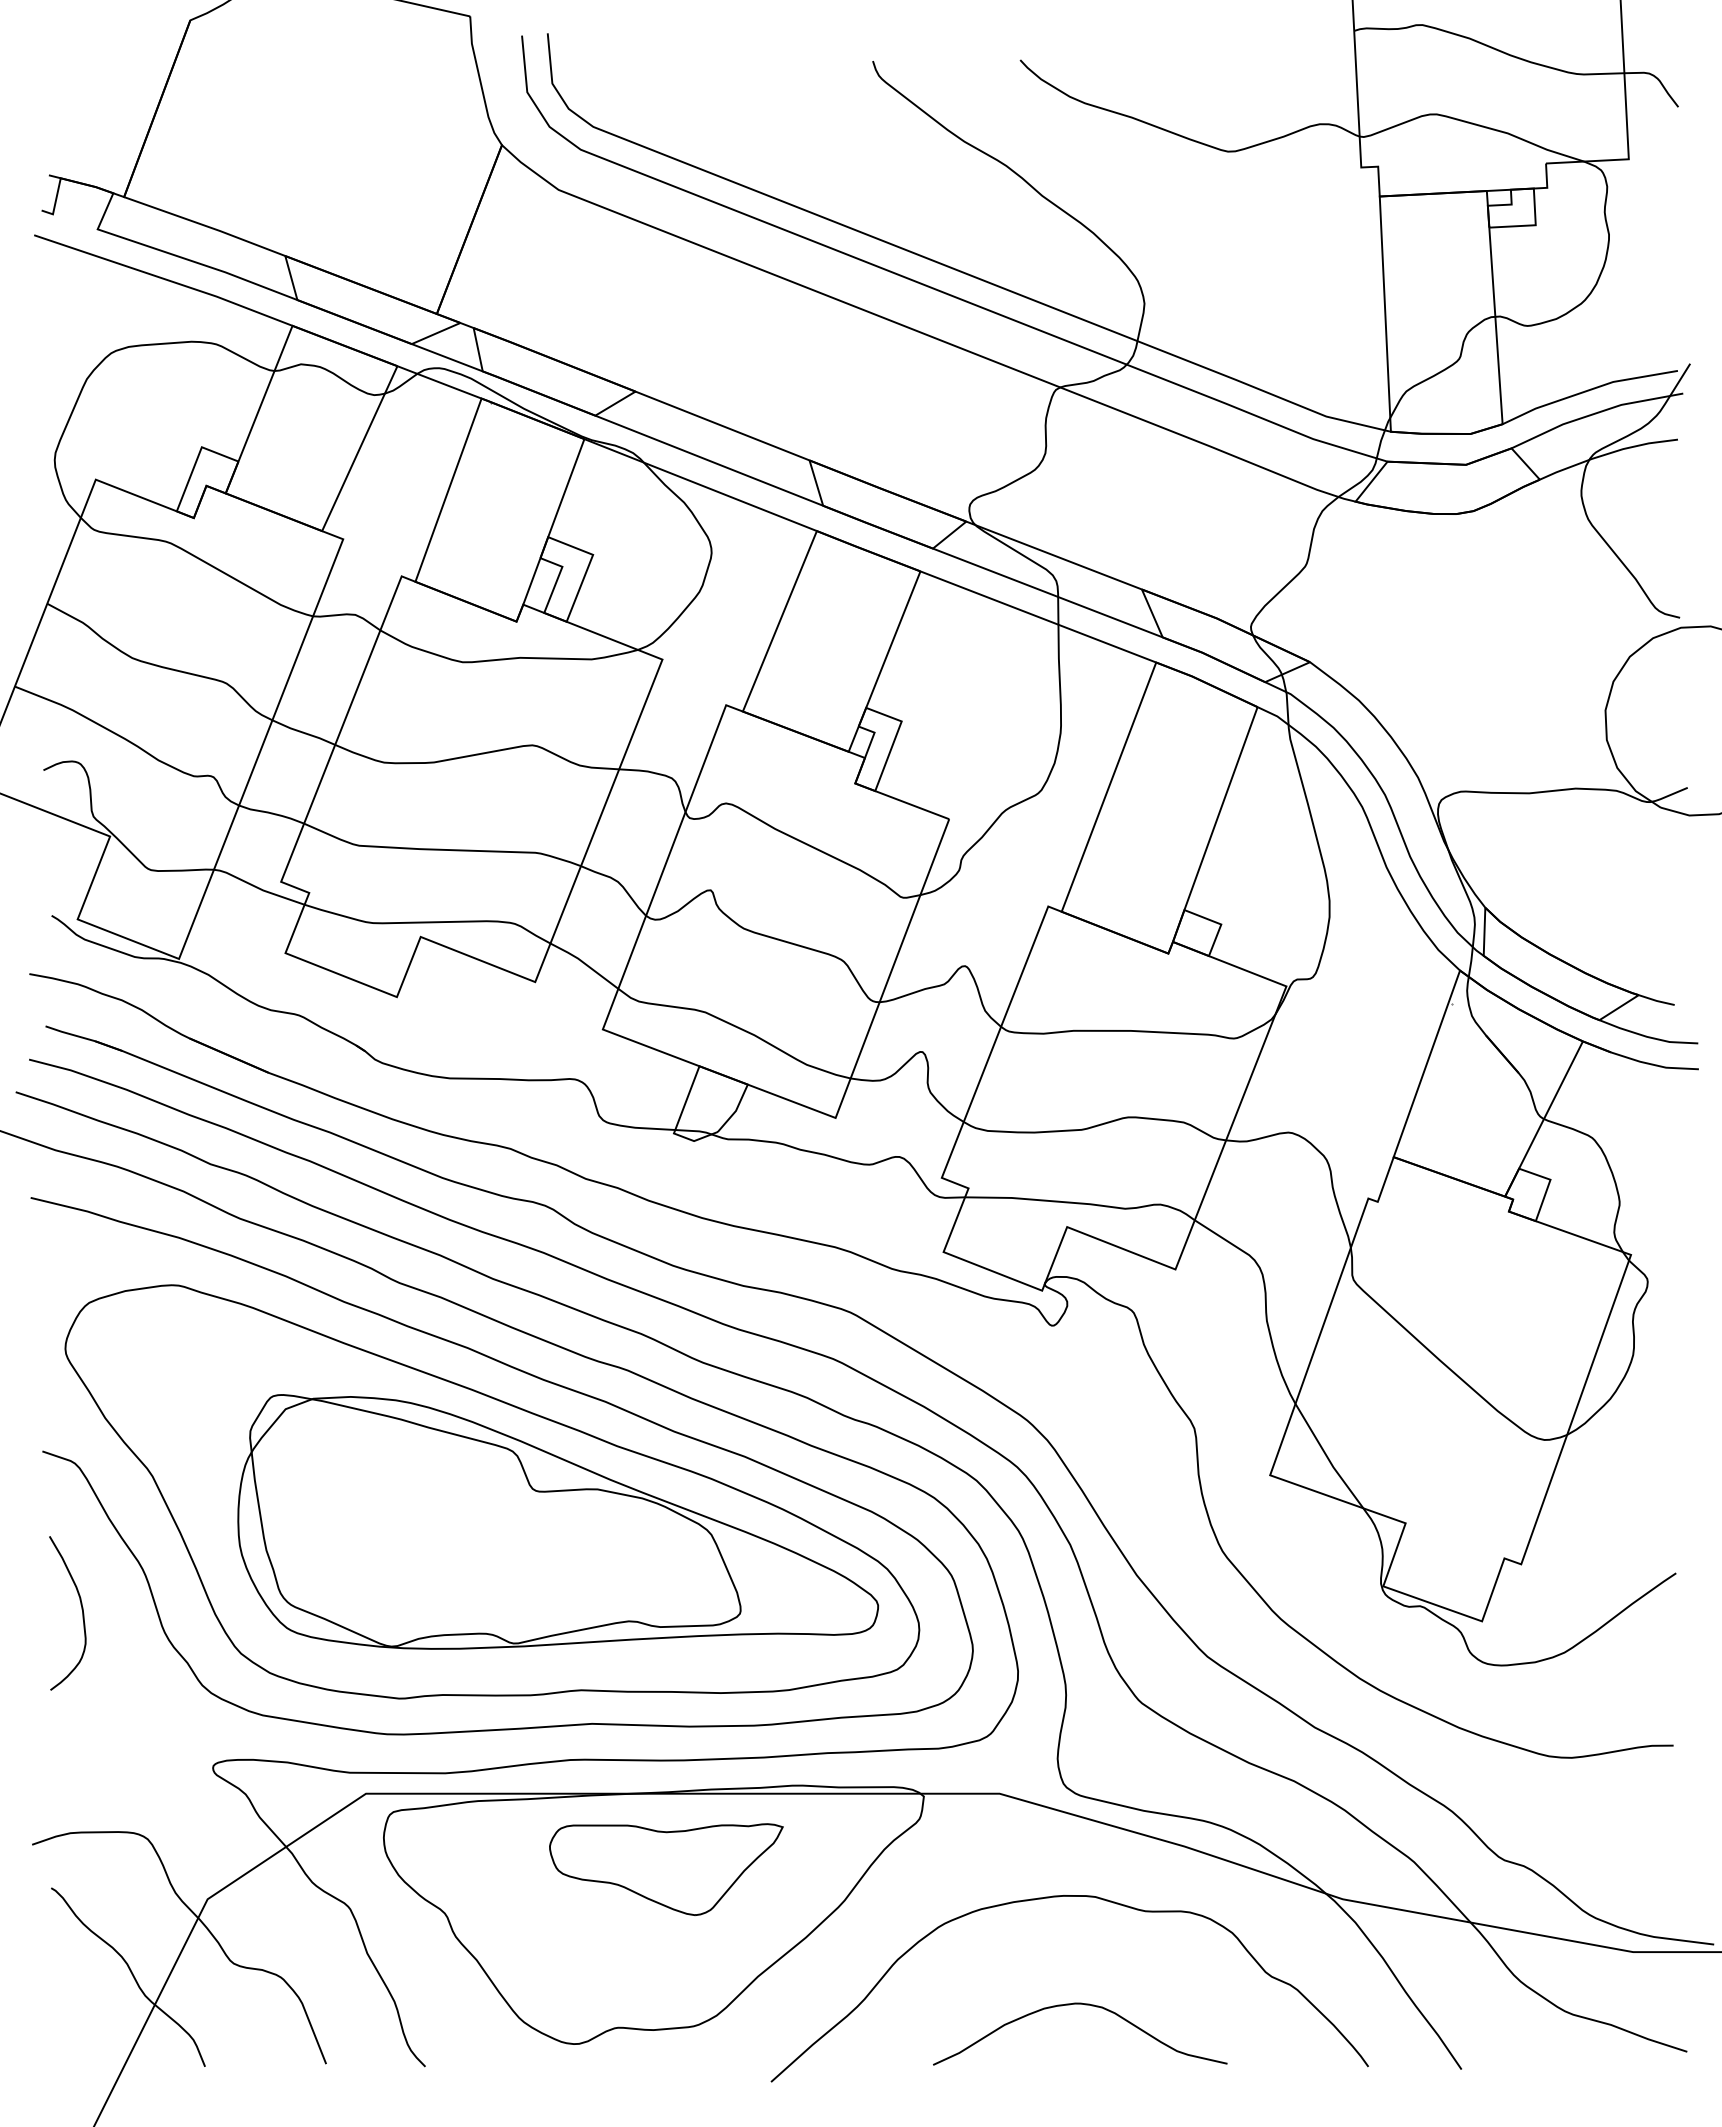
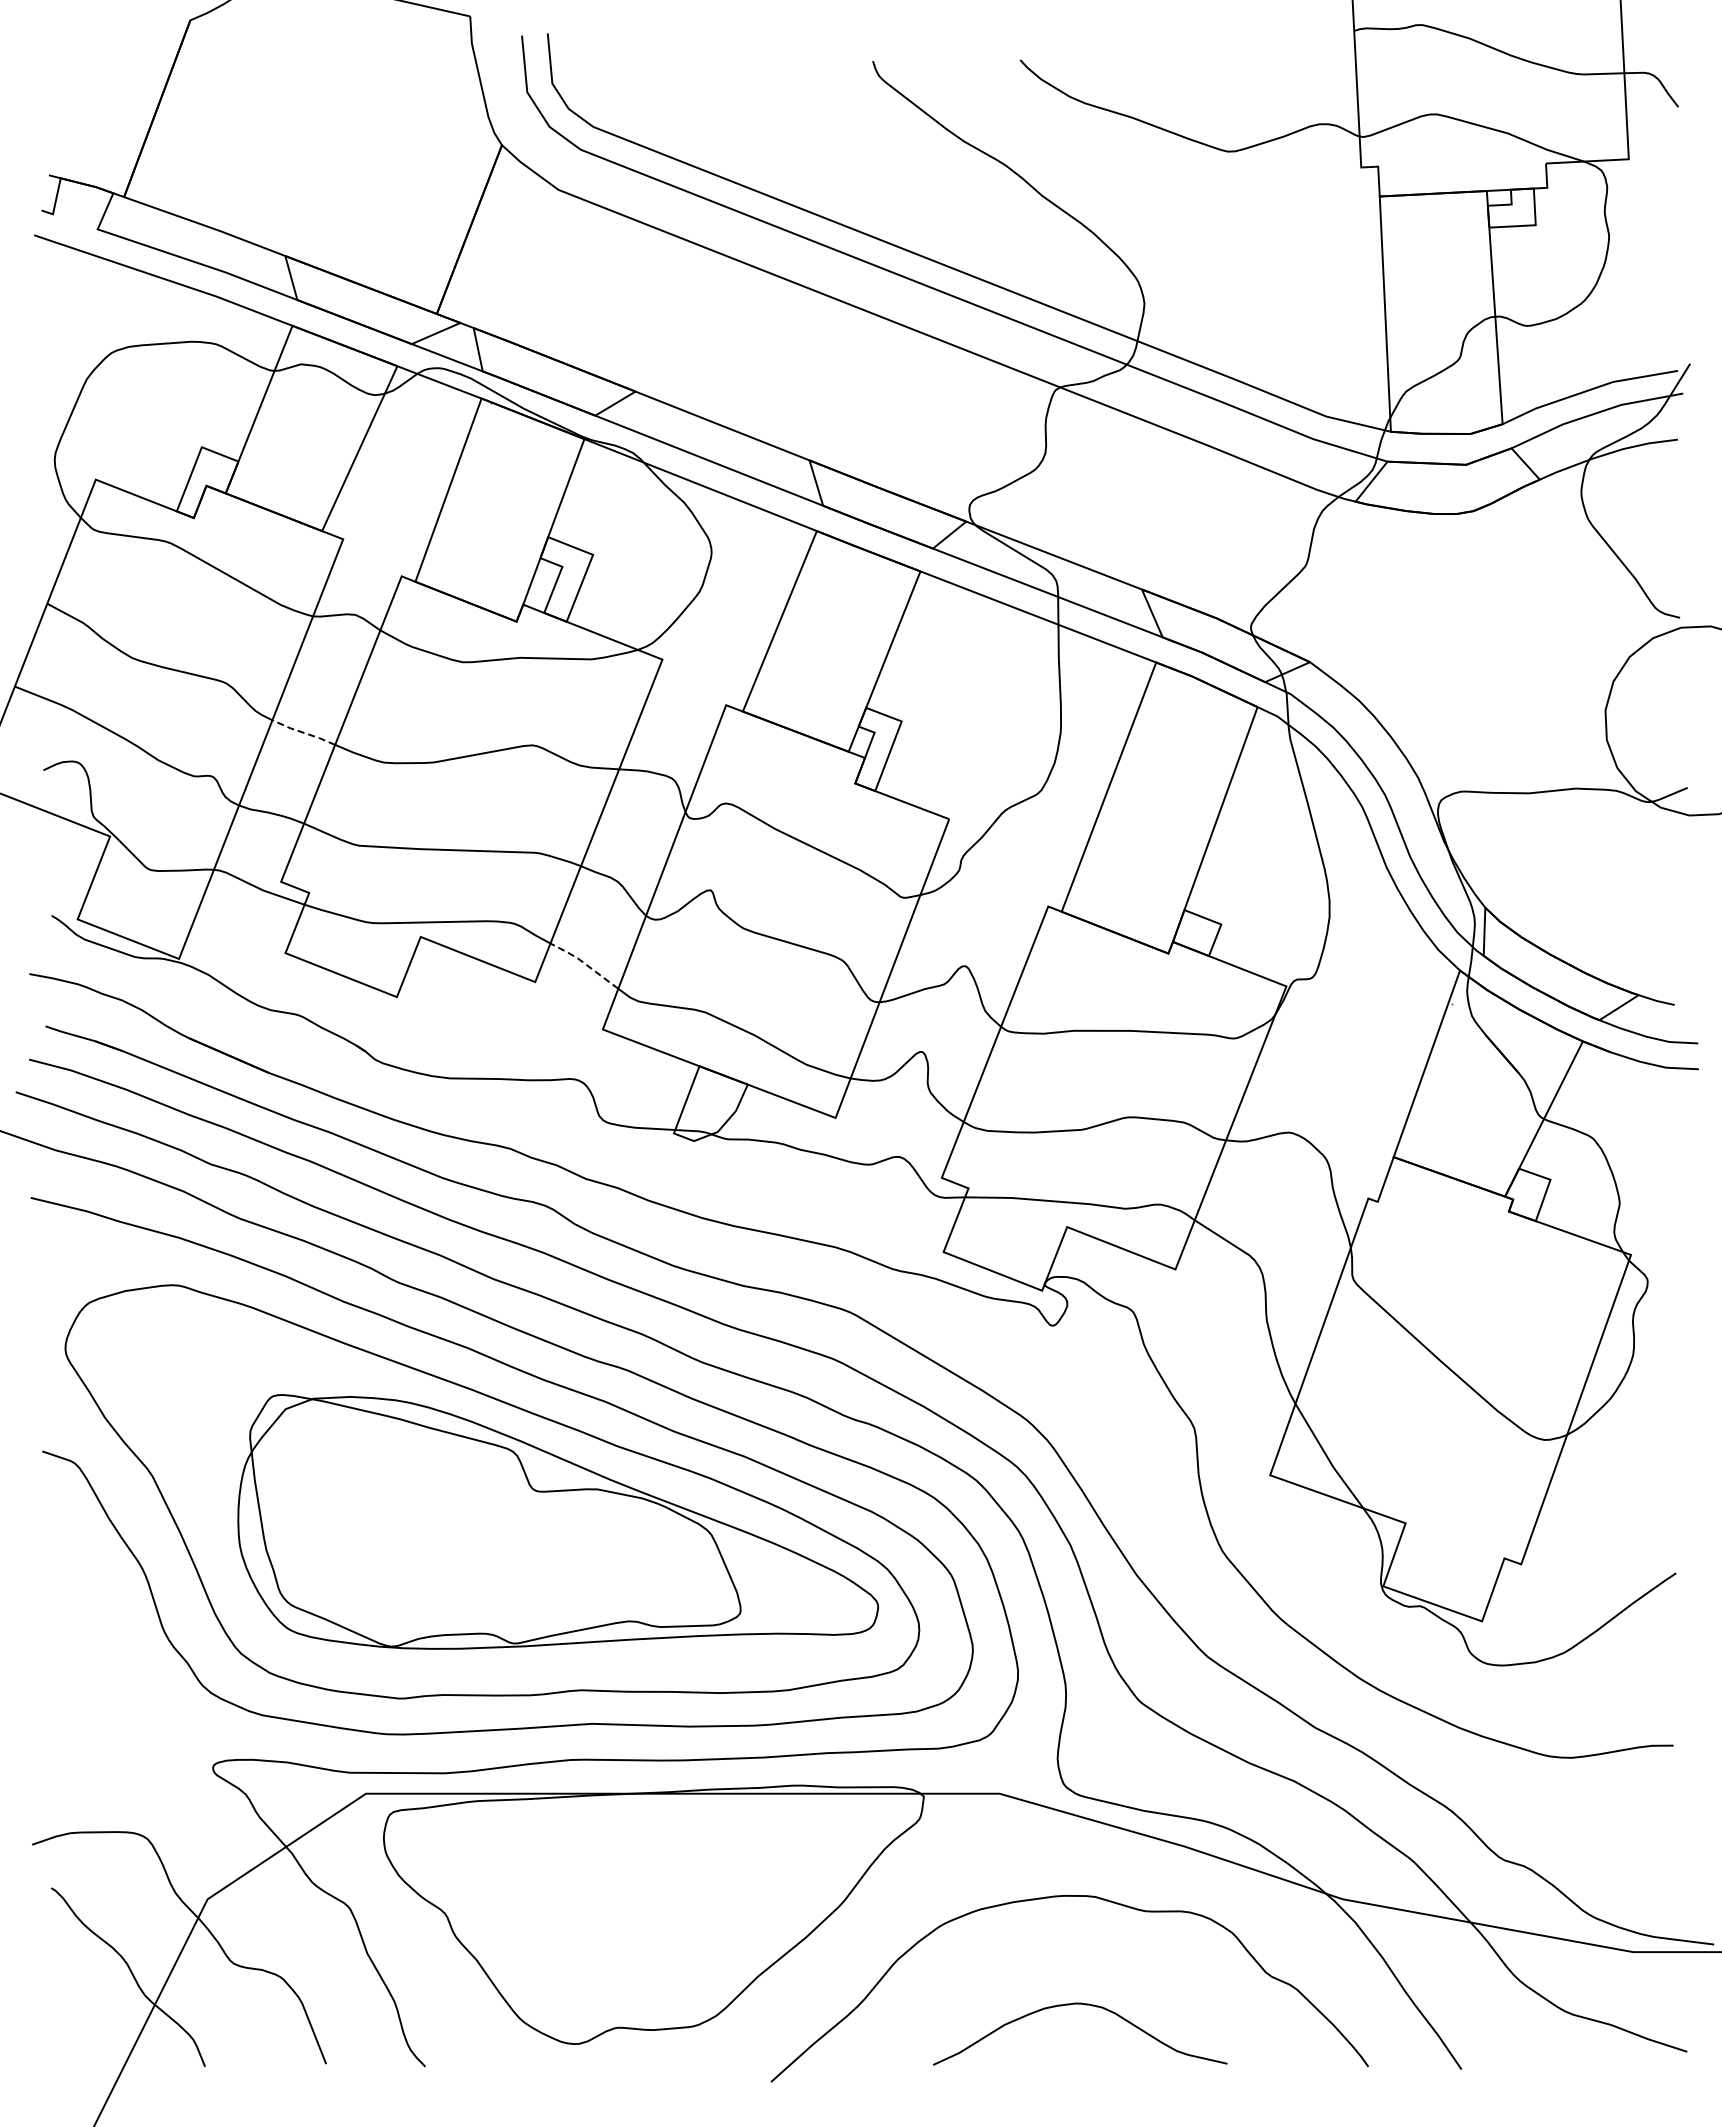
line: solid -> dashed (303, 732)
line: solid -> dashed (584, 963)
curve: present -> none (81, 1609)
part: present -> none (666, 1869)
